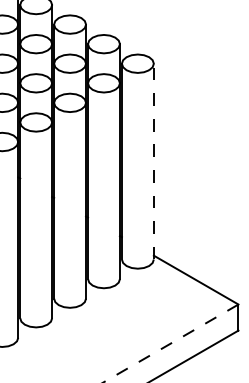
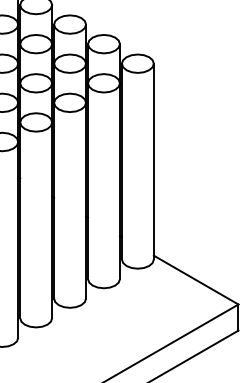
line: dashed -> solid (153, 161)
line: dashed -> solid (170, 343)
